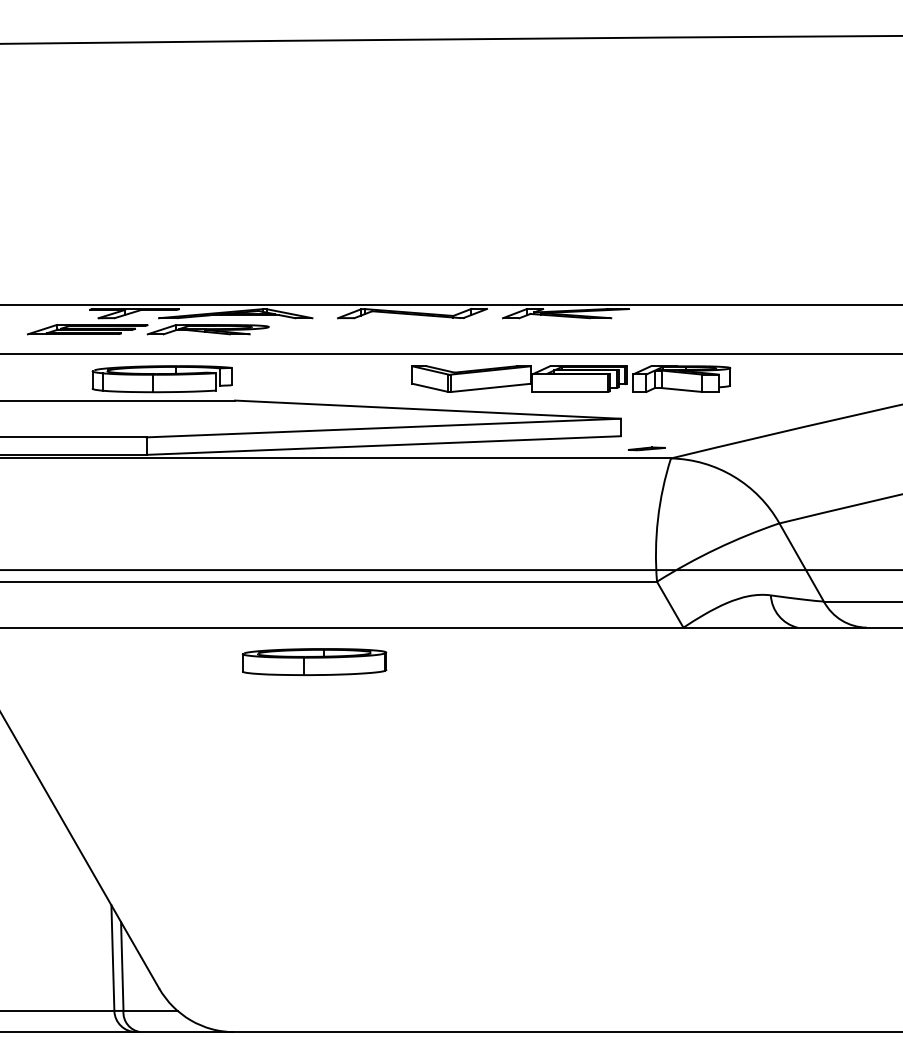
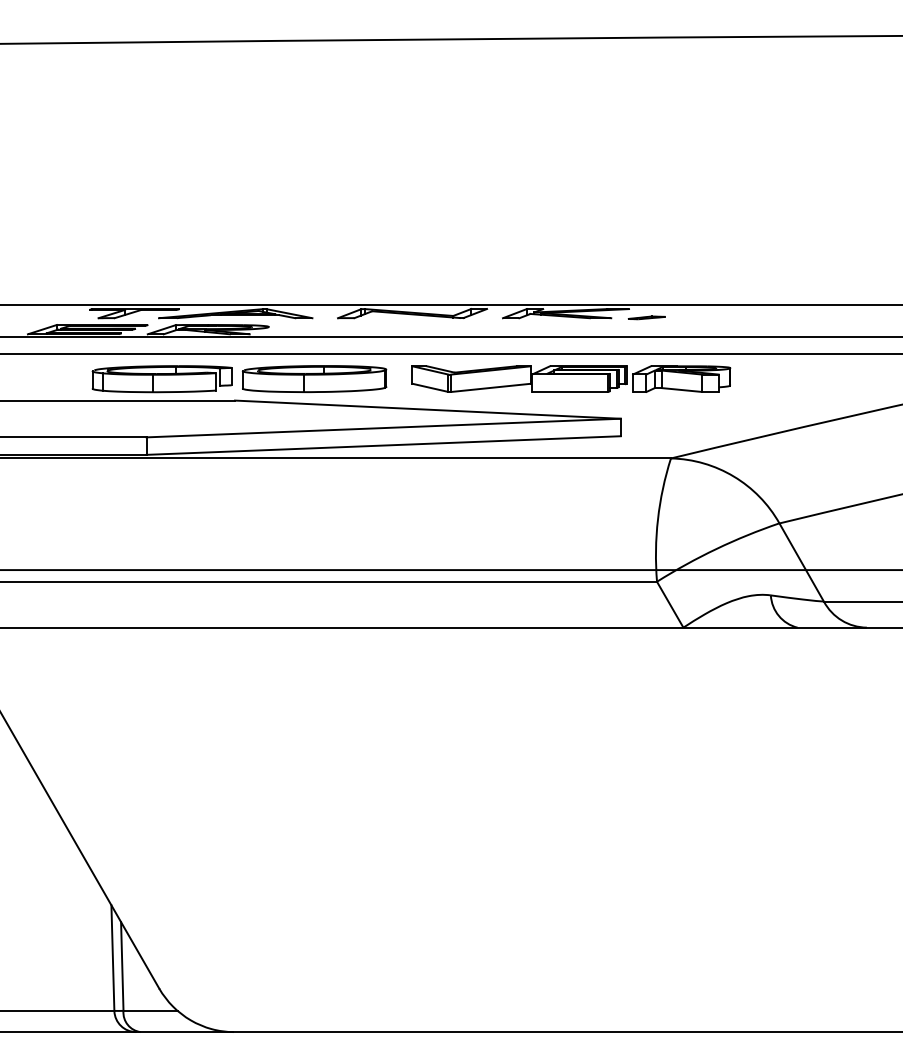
line: none -> present (450, 336)
line position: (646, 448) -> (646, 317) (646, 317)
part position: (314, 661) -> (314, 378) (314, 378)
